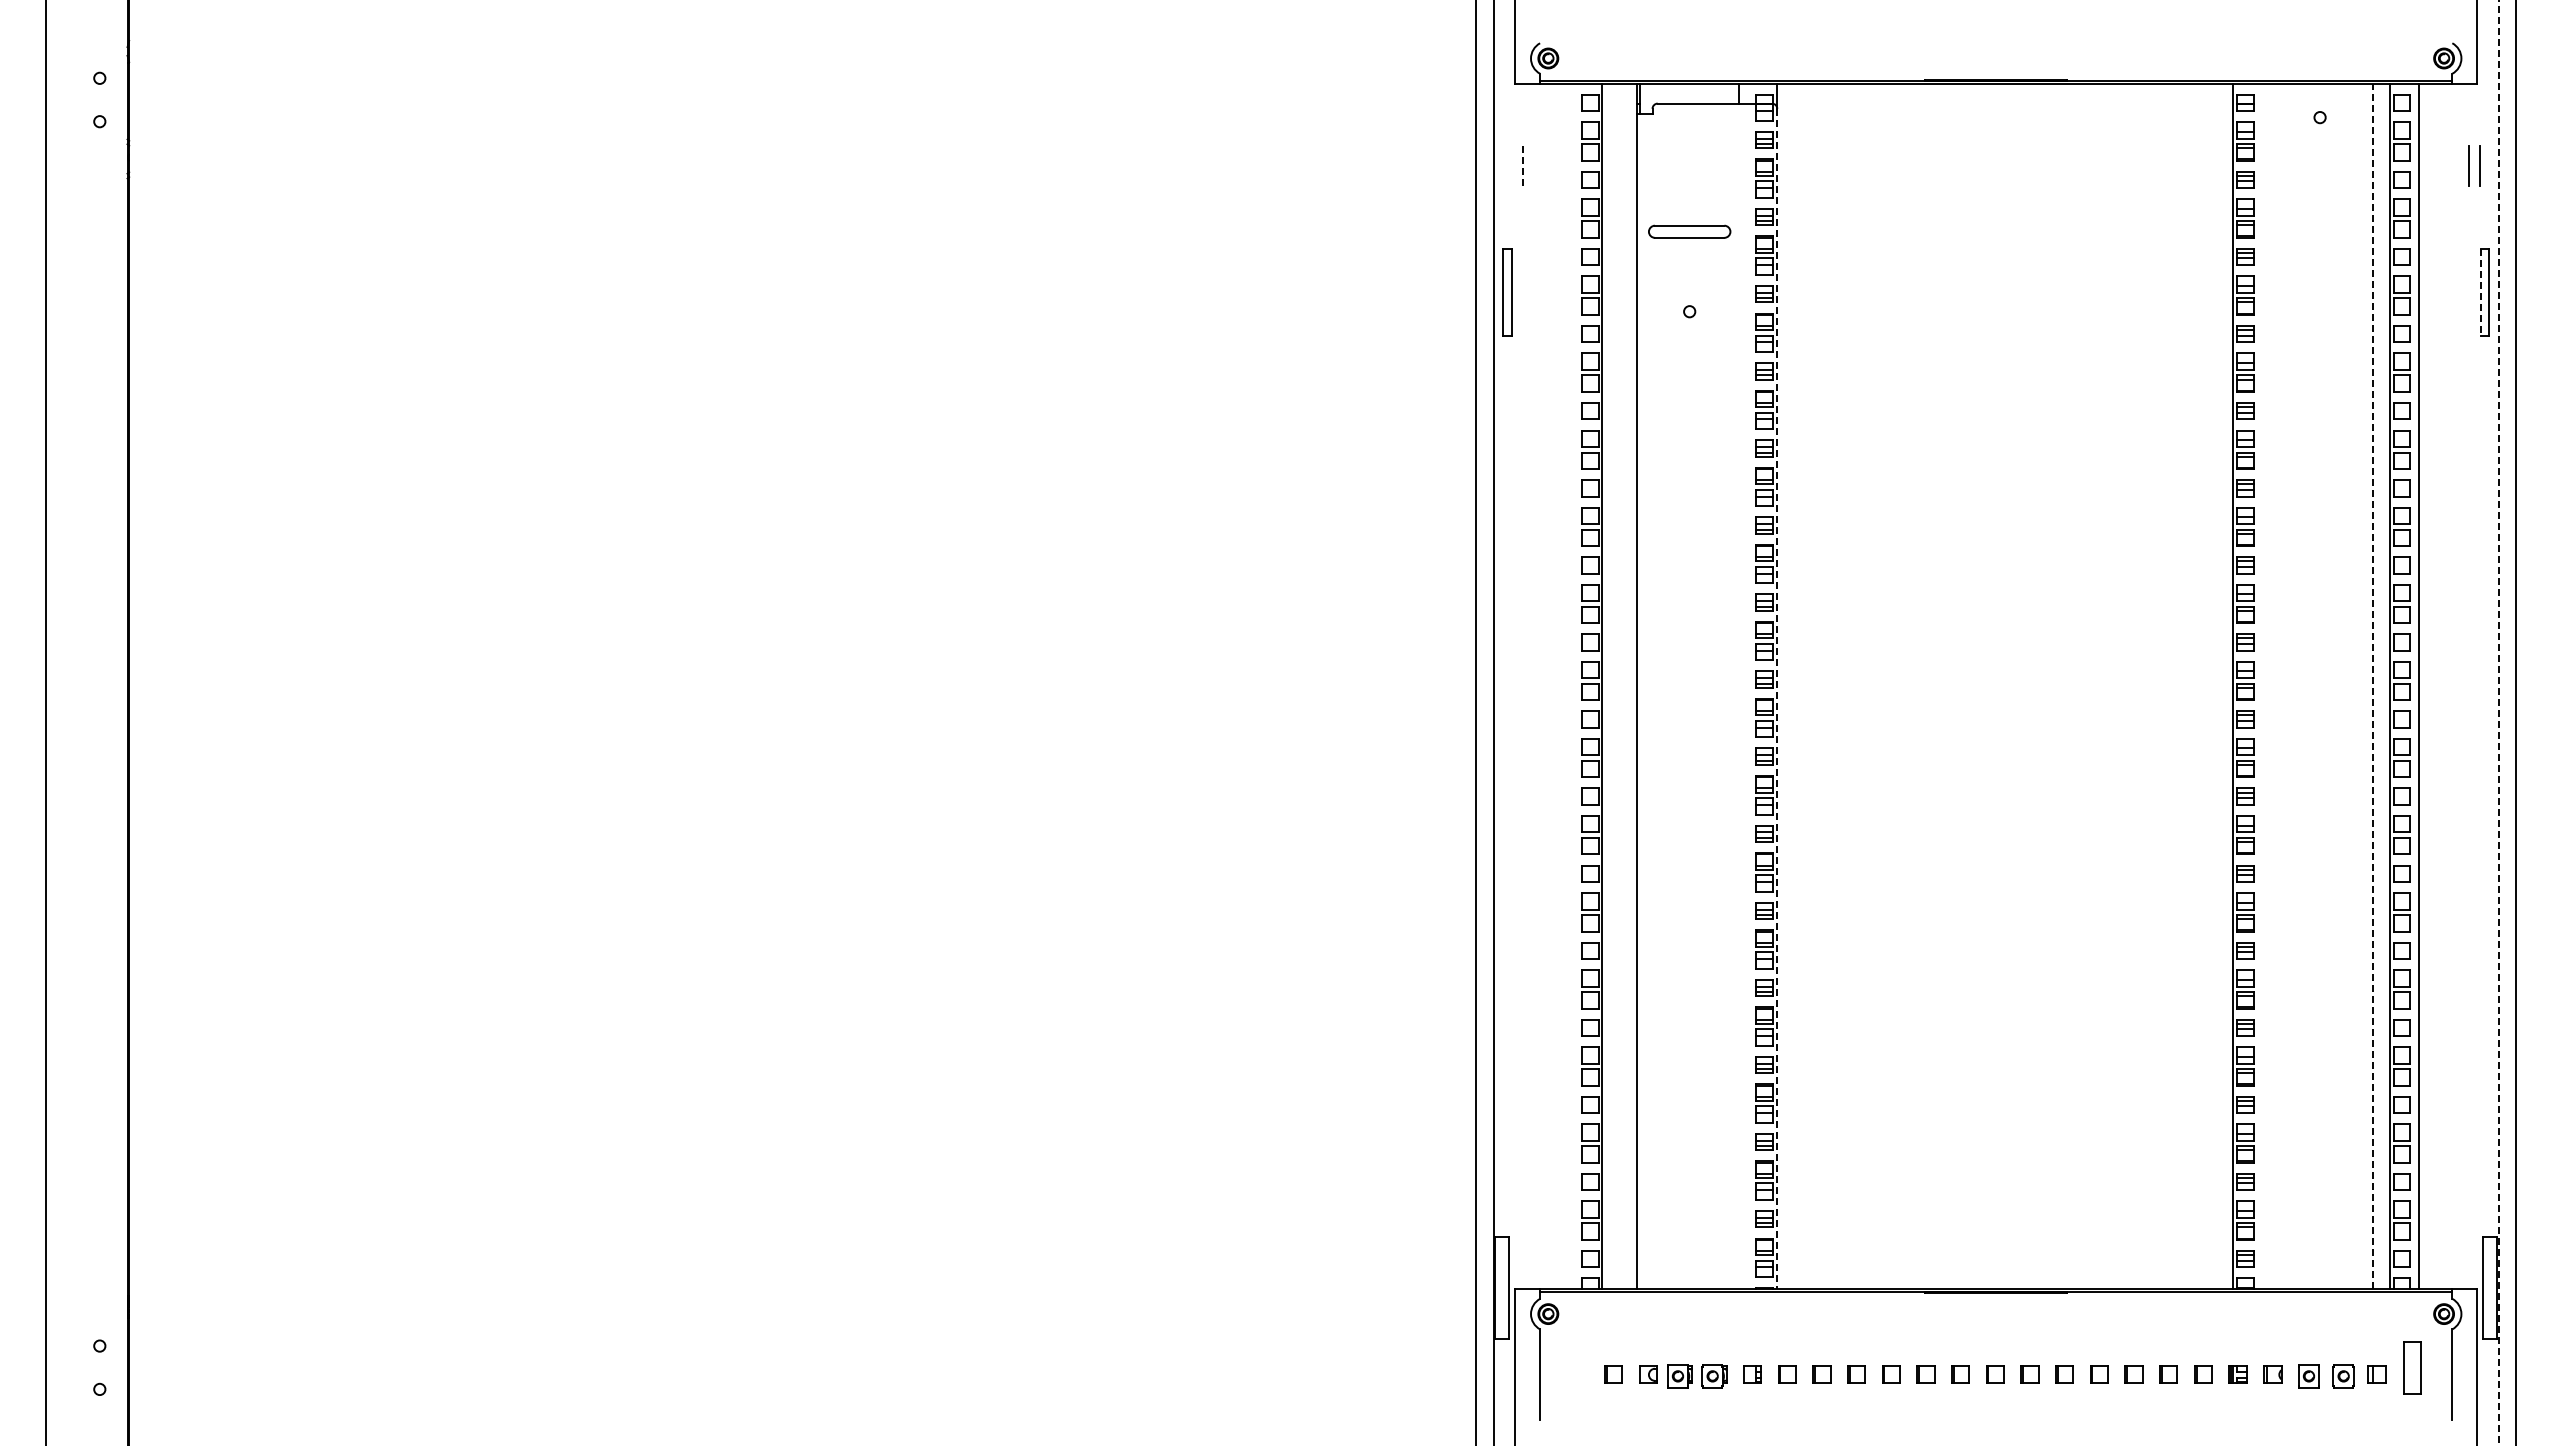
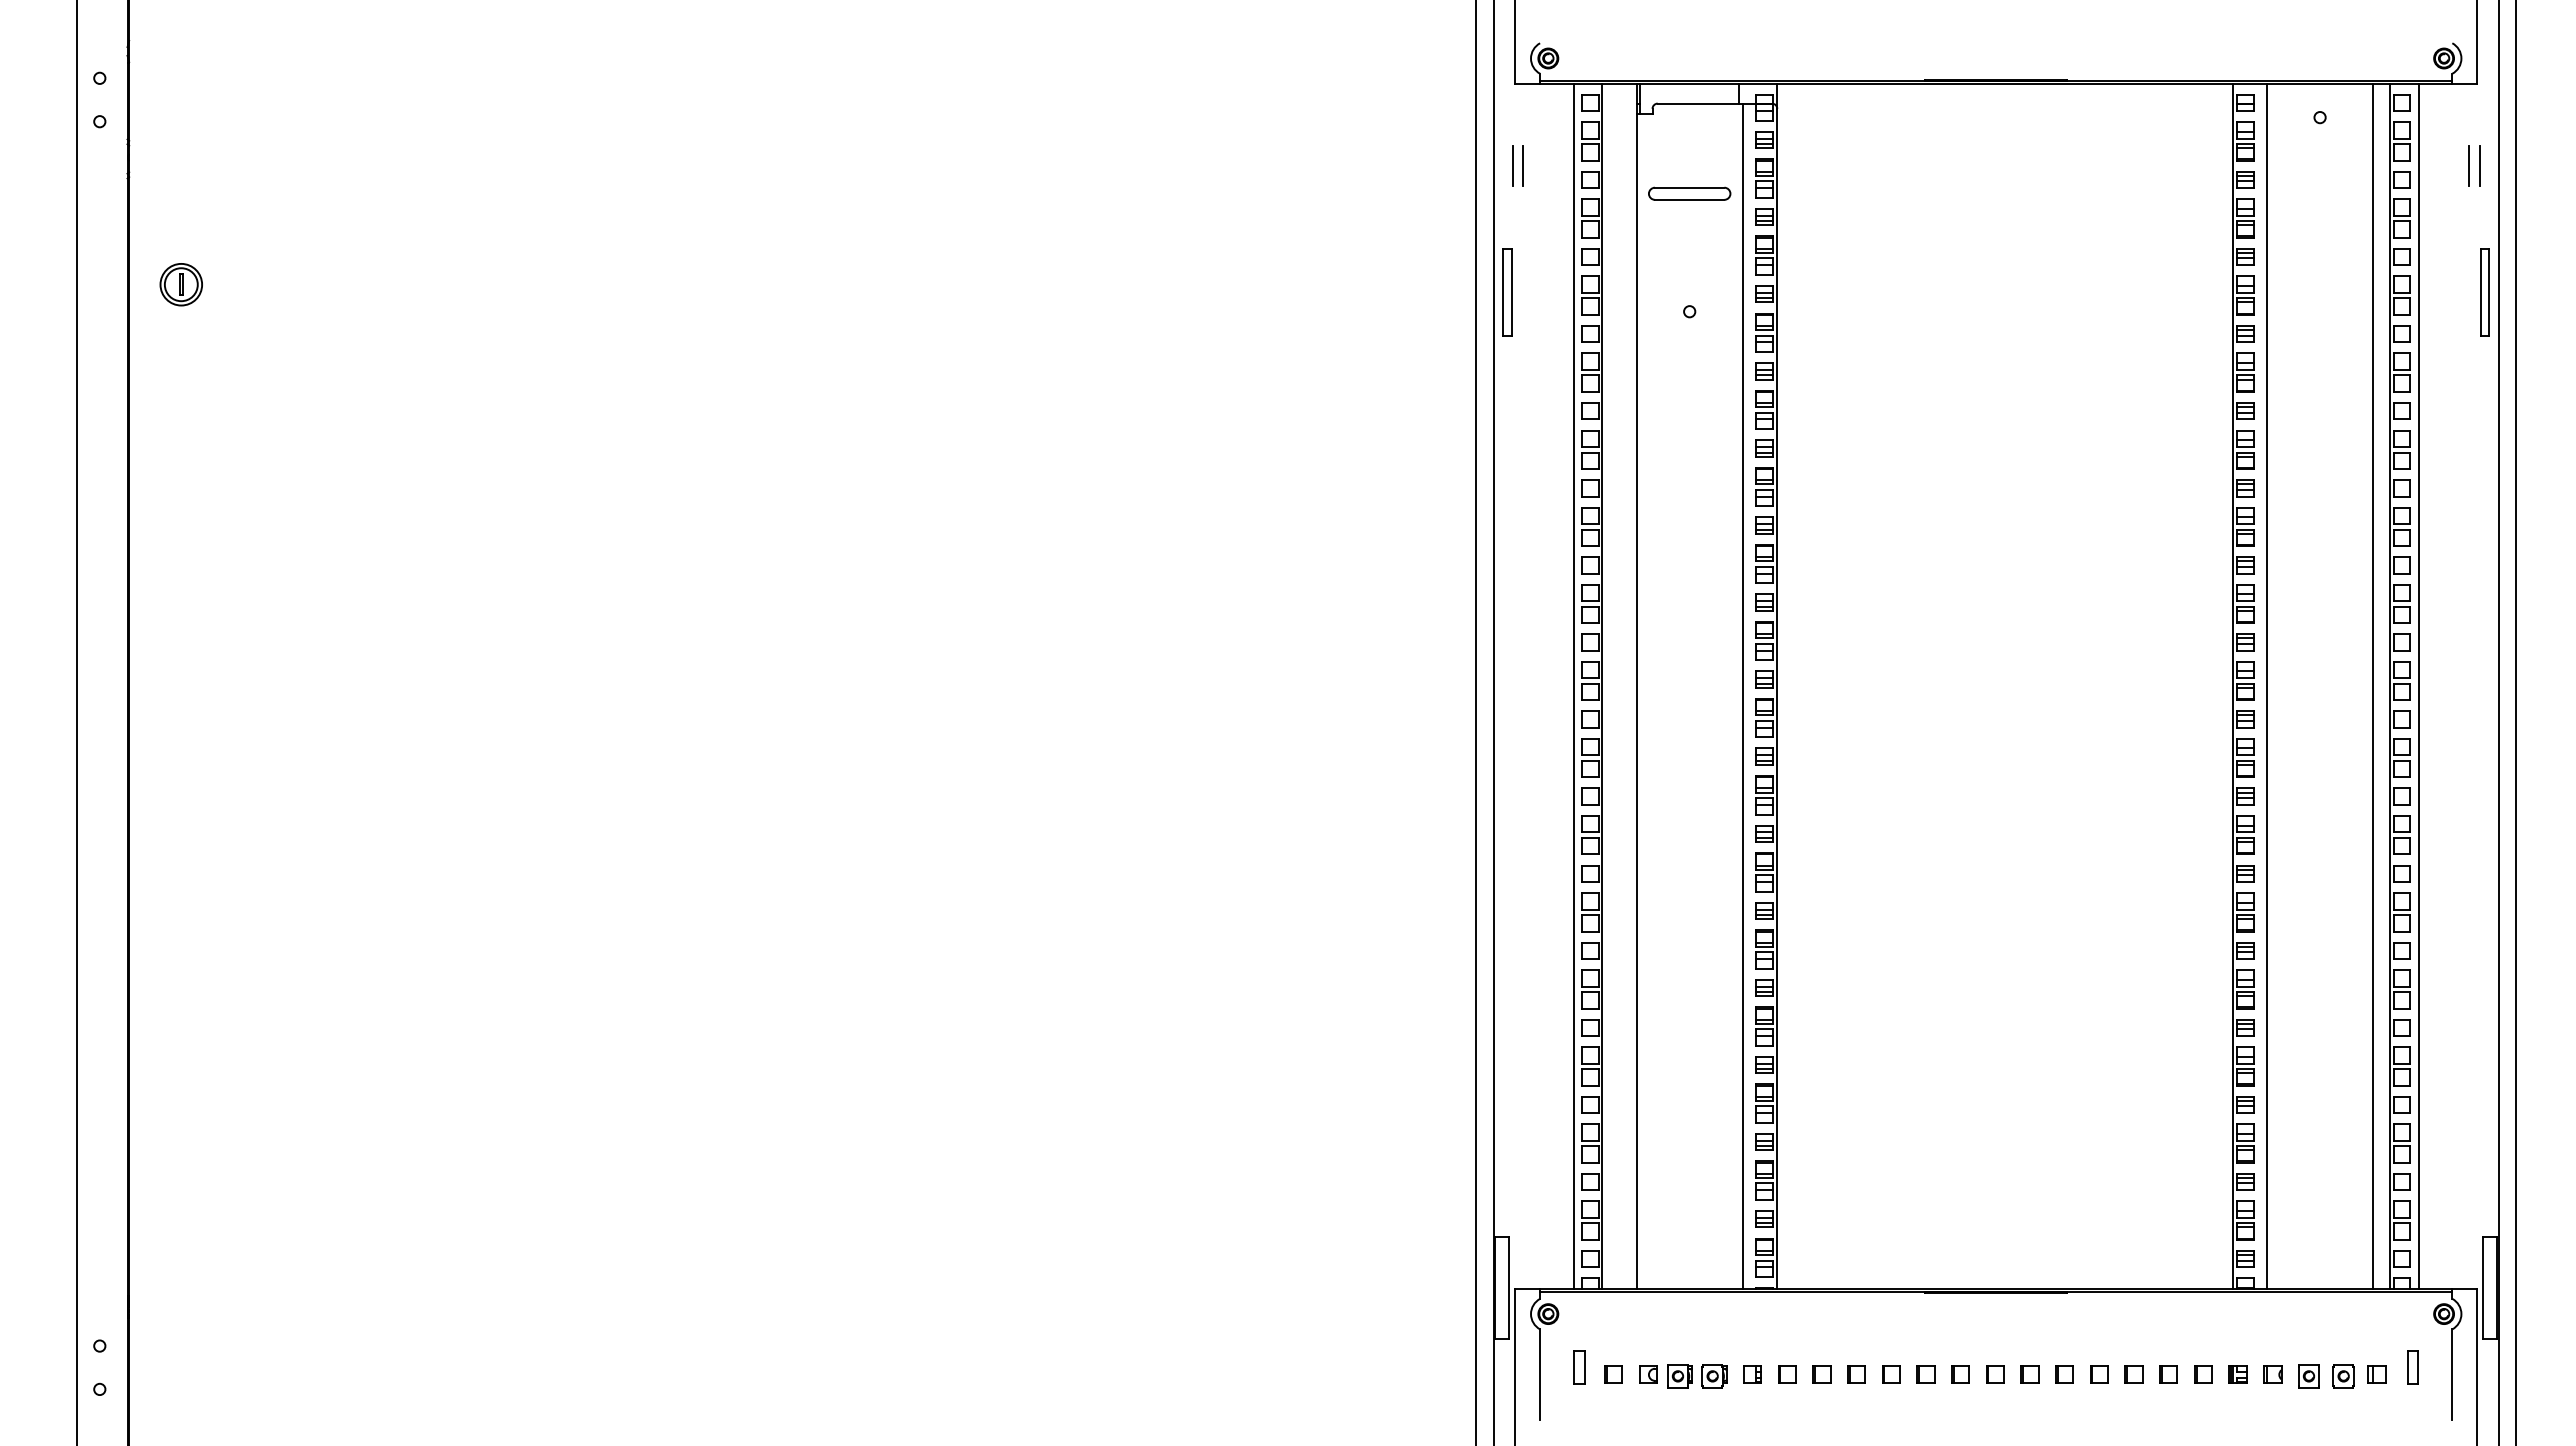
line: none -> present (1512, 165)
line: dashed -> solid (1523, 166)
part position: (1689, 231) -> (1689, 193) (1689, 193)
part: none -> present (180, 284)
line: dashed -> solid (2480, 293)
line: none -> present (1573, 685)
line: none -> present (2267, 685)
line: dashed -> solid (2372, 686)
line: none -> present (1742, 695)
line: dashed -> solid (1777, 699)
line position: (46, 722) -> (77, 722) (77, 722)
line: dashed -> solid (2498, 723)
part: none -> present (1579, 1367)
part size: 19x54 px -> 12x35 px (2412, 1367)
